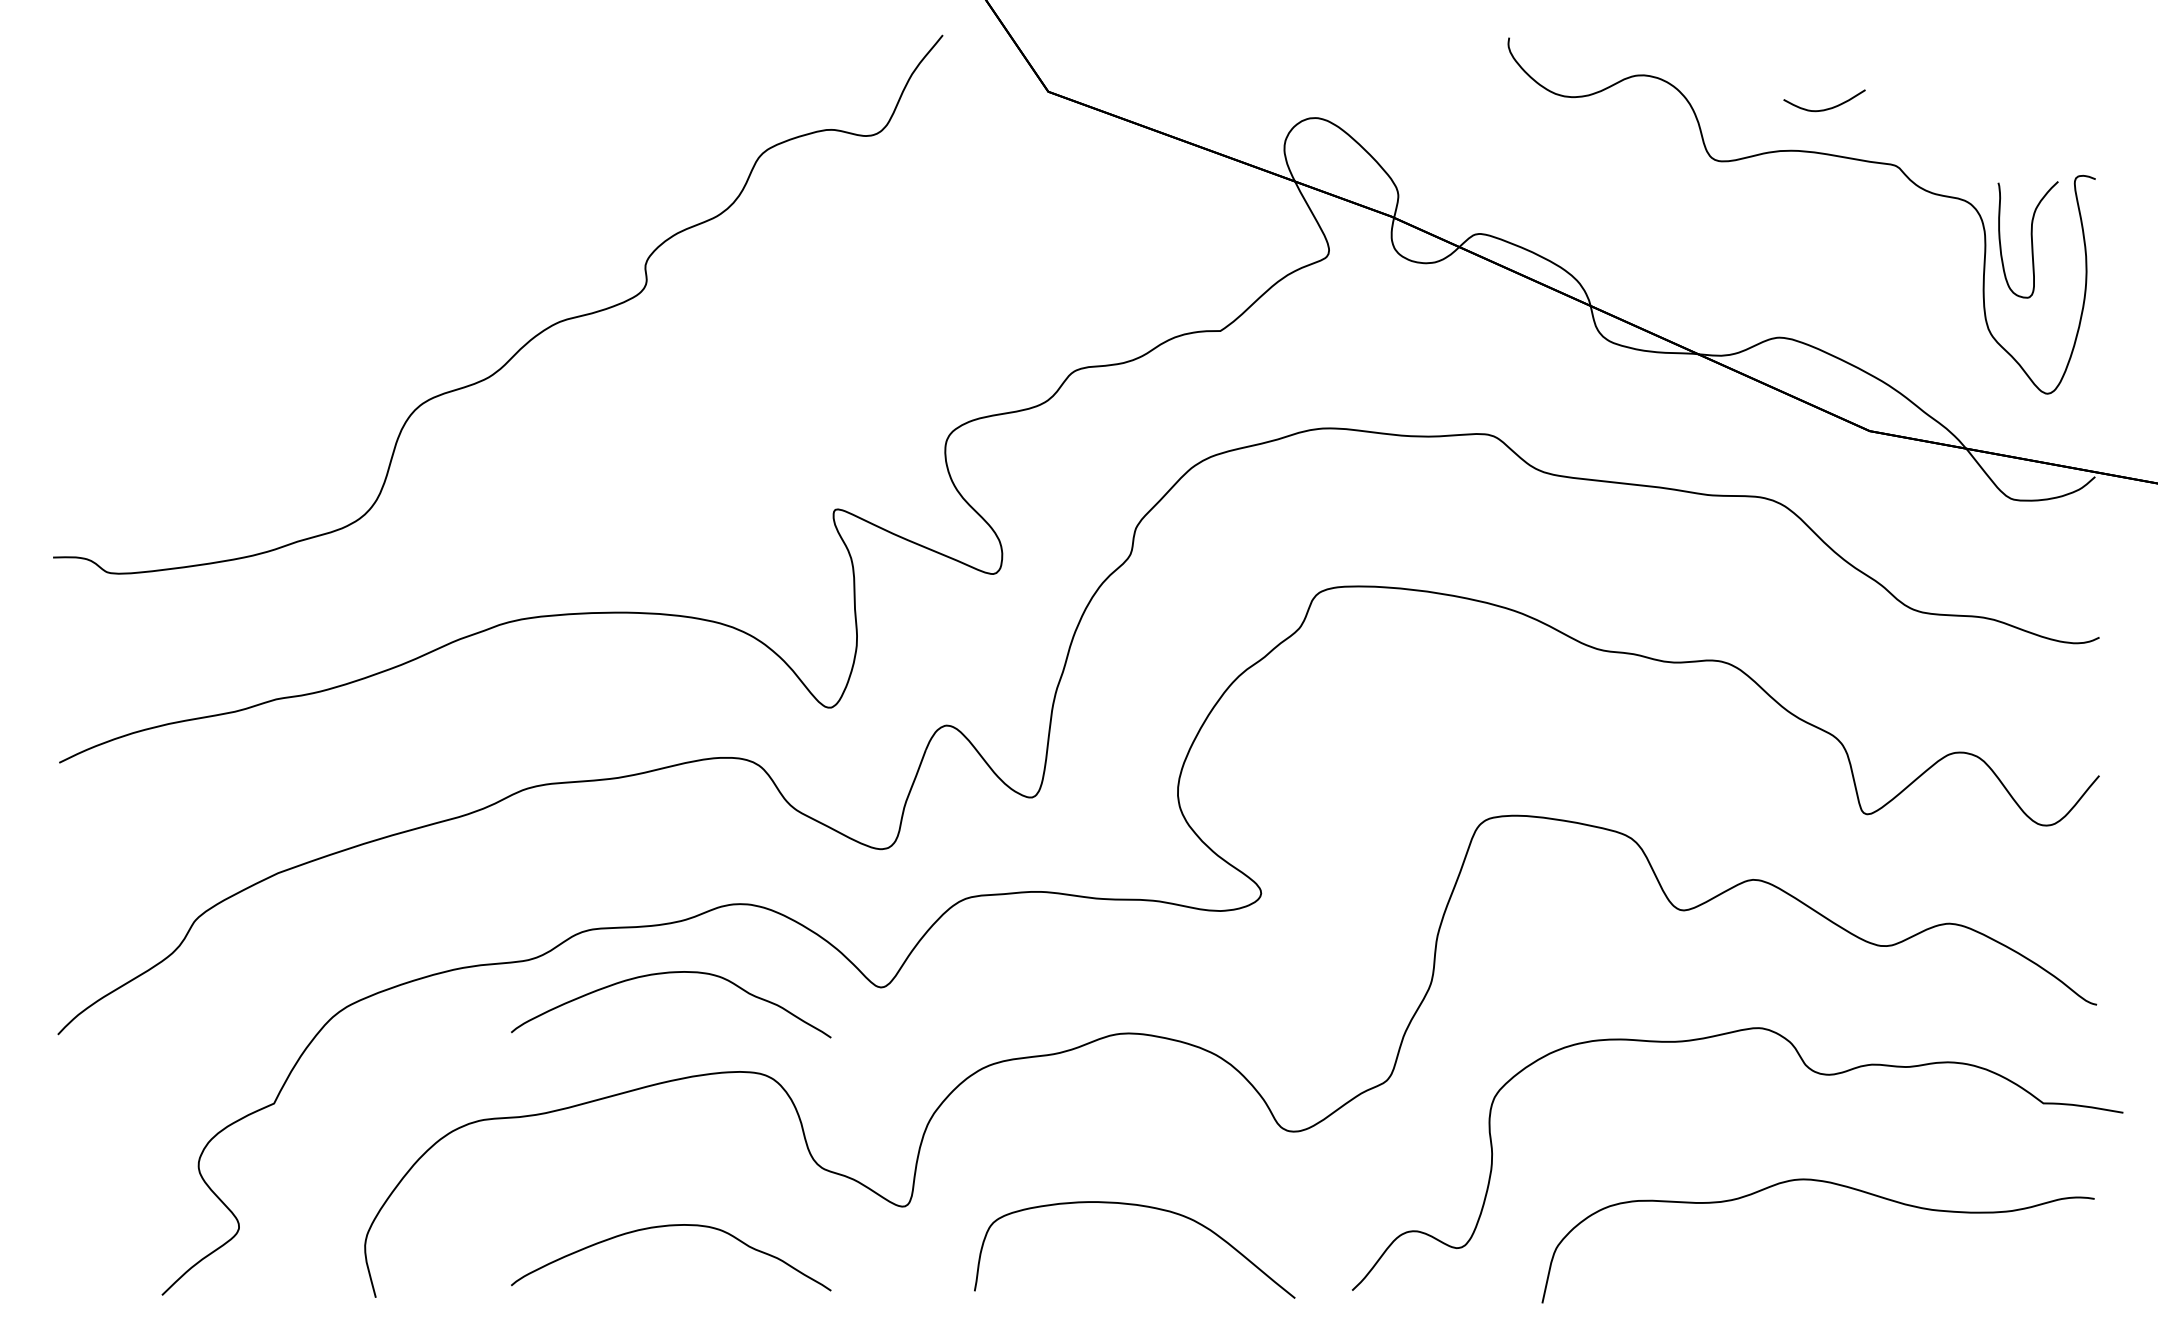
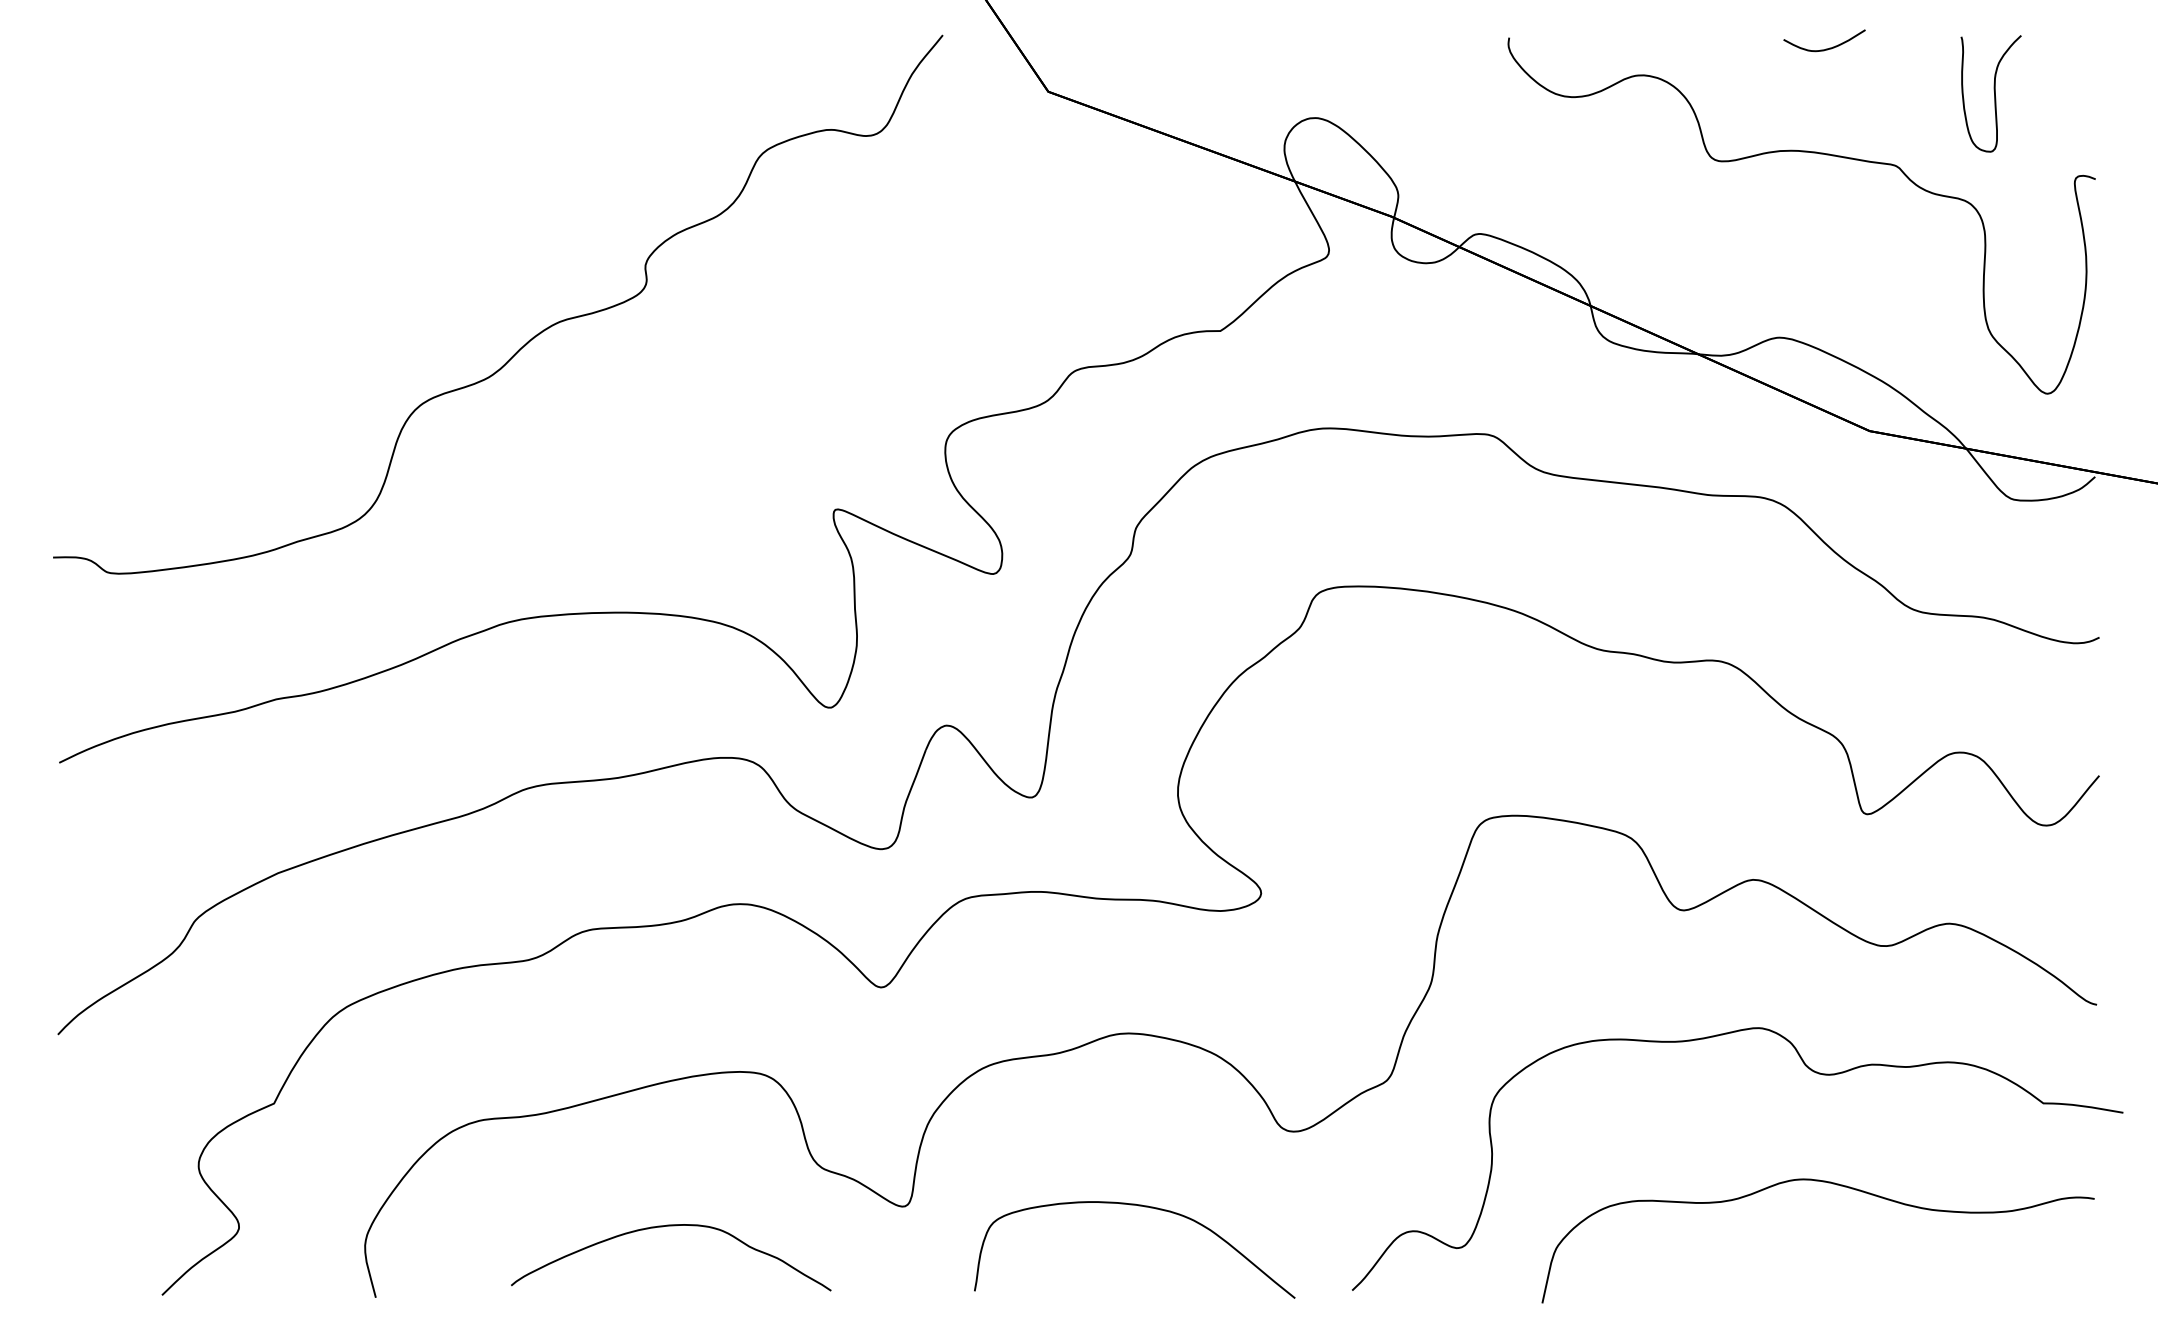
curve position: (1826, 108) -> (1826, 48) (1826, 48)
curve position: (2031, 239) -> (1994, 93) (1994, 93)
curve: present -> none (671, 973)
